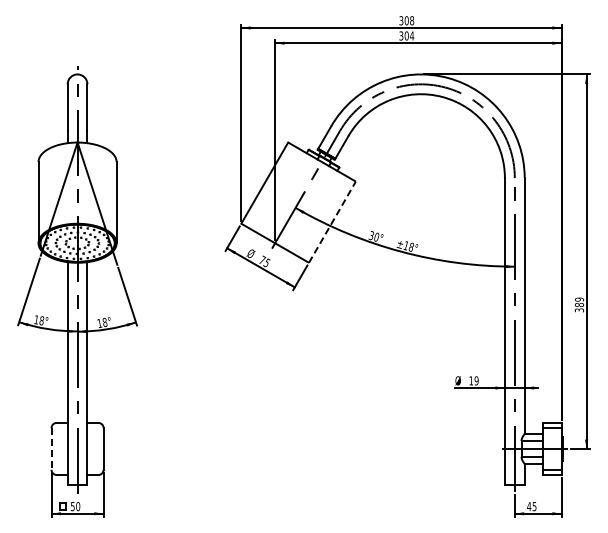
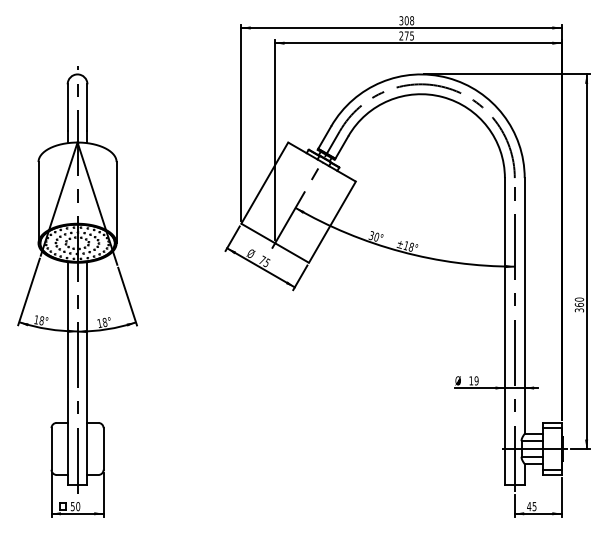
text: 304 -> 275 (406, 35)
line: dashed -> solid (332, 222)
text: 389 -> 360 (579, 302)
line: dashed -> solid (51, 448)
